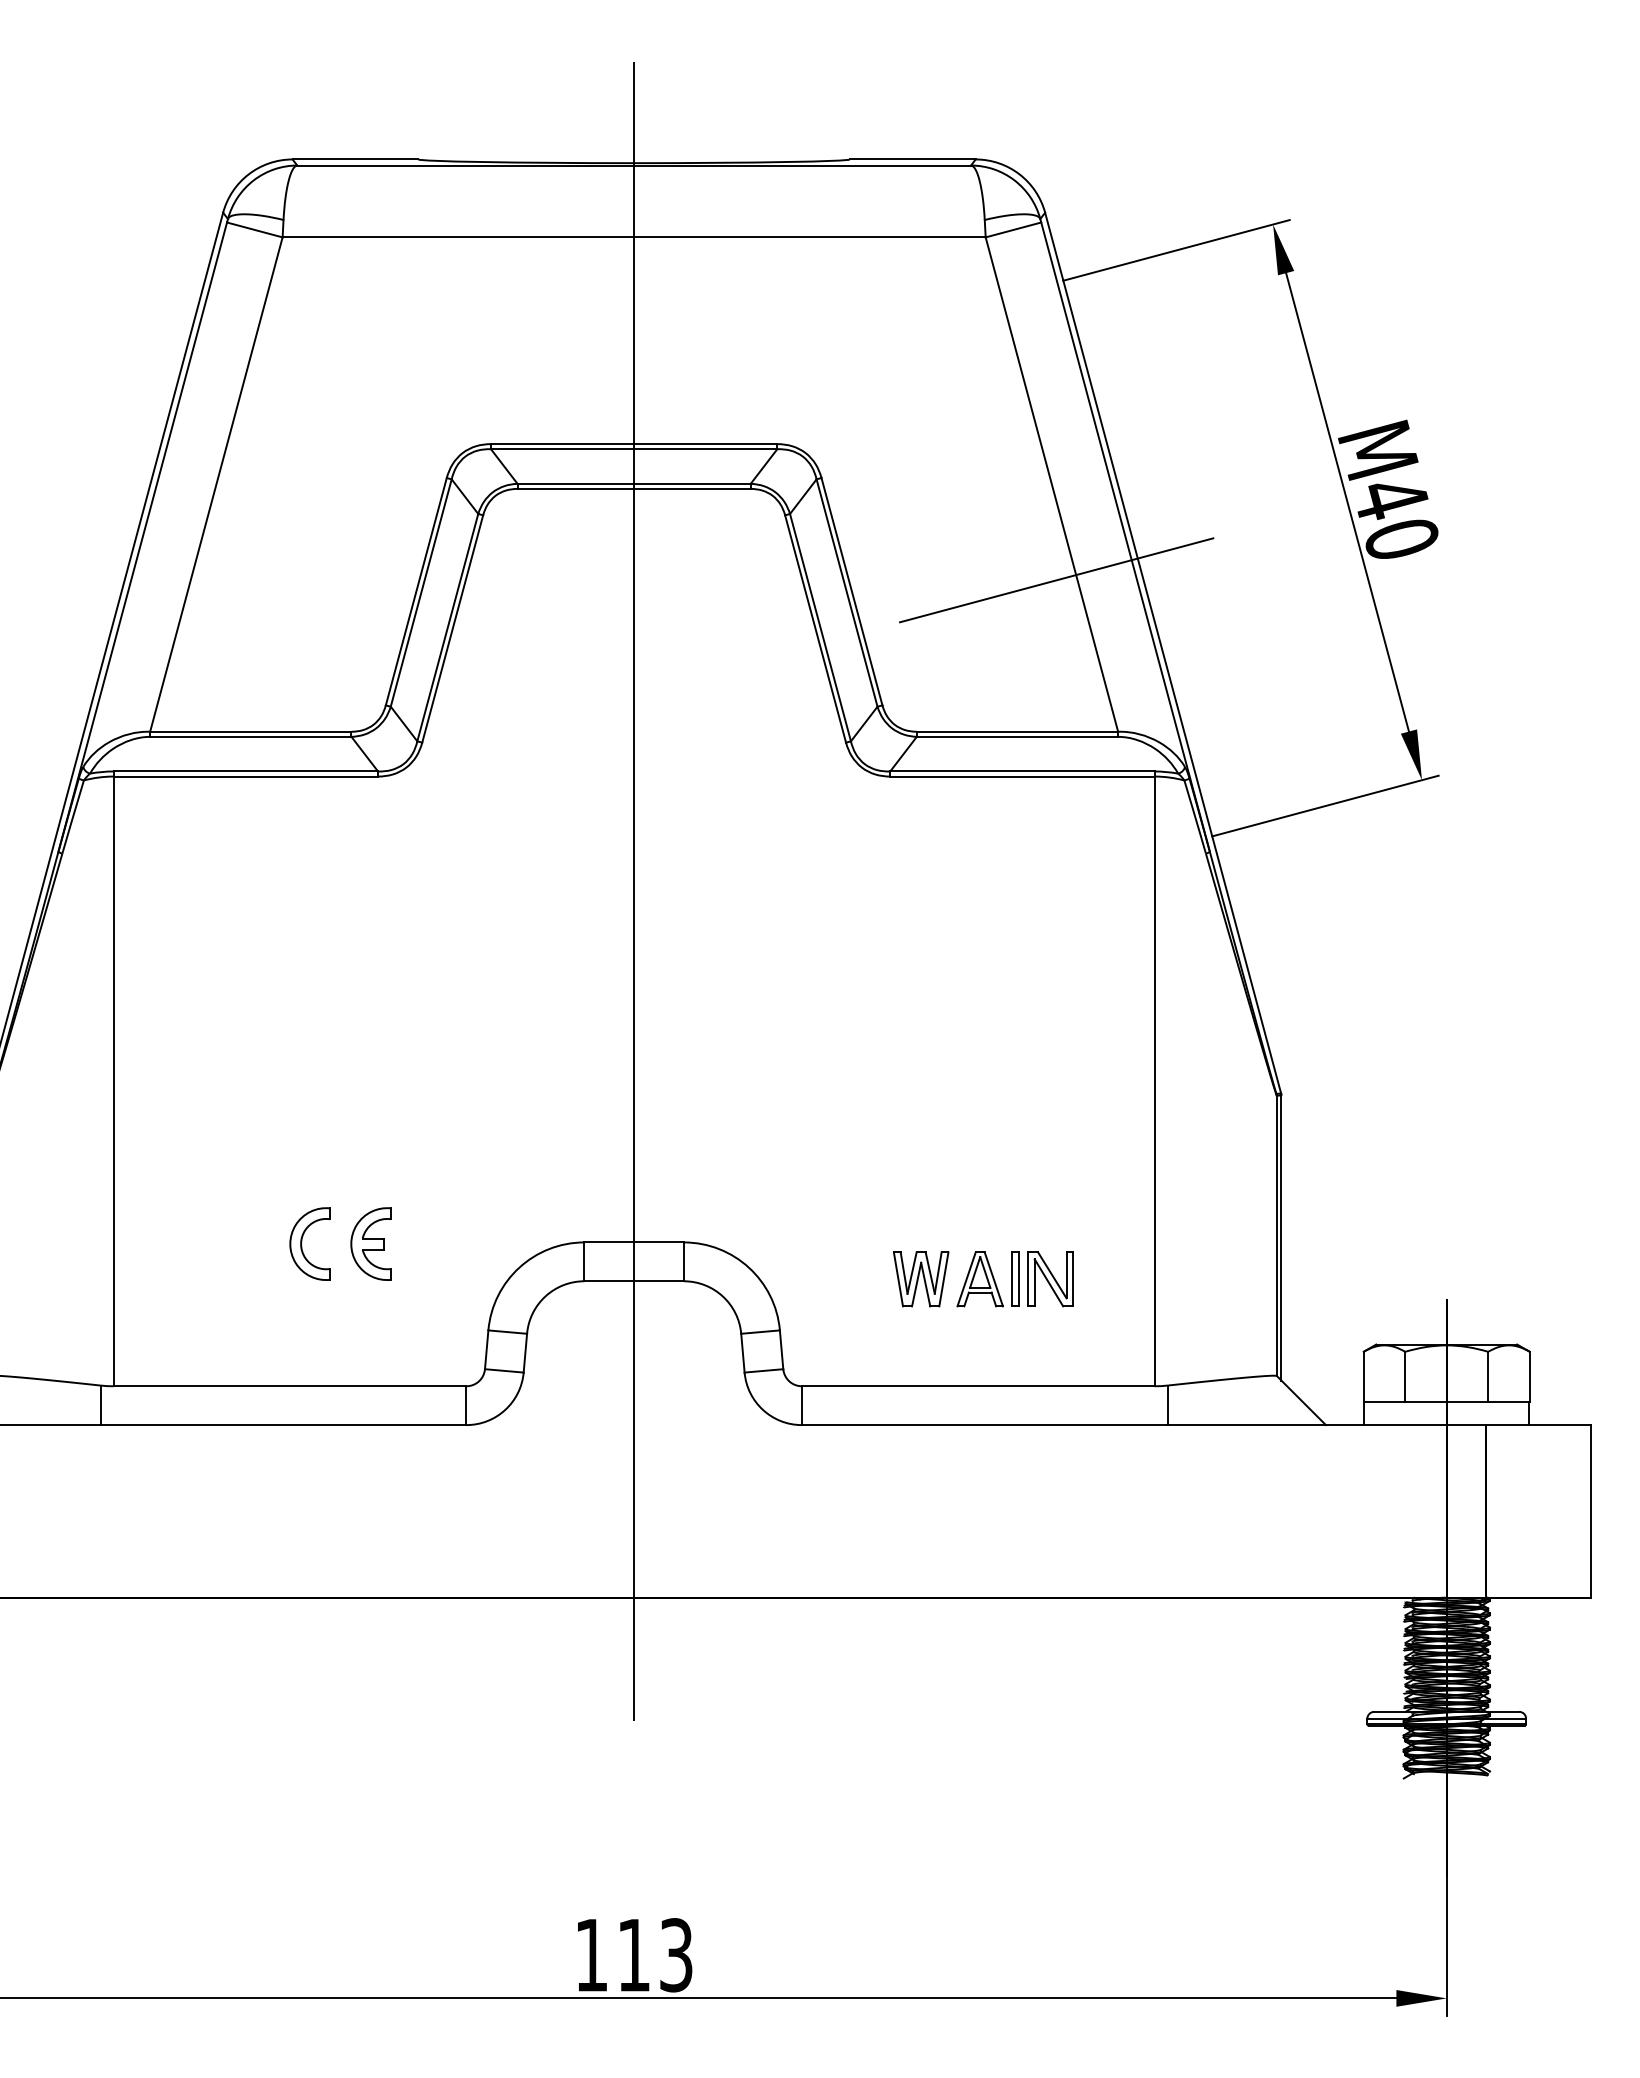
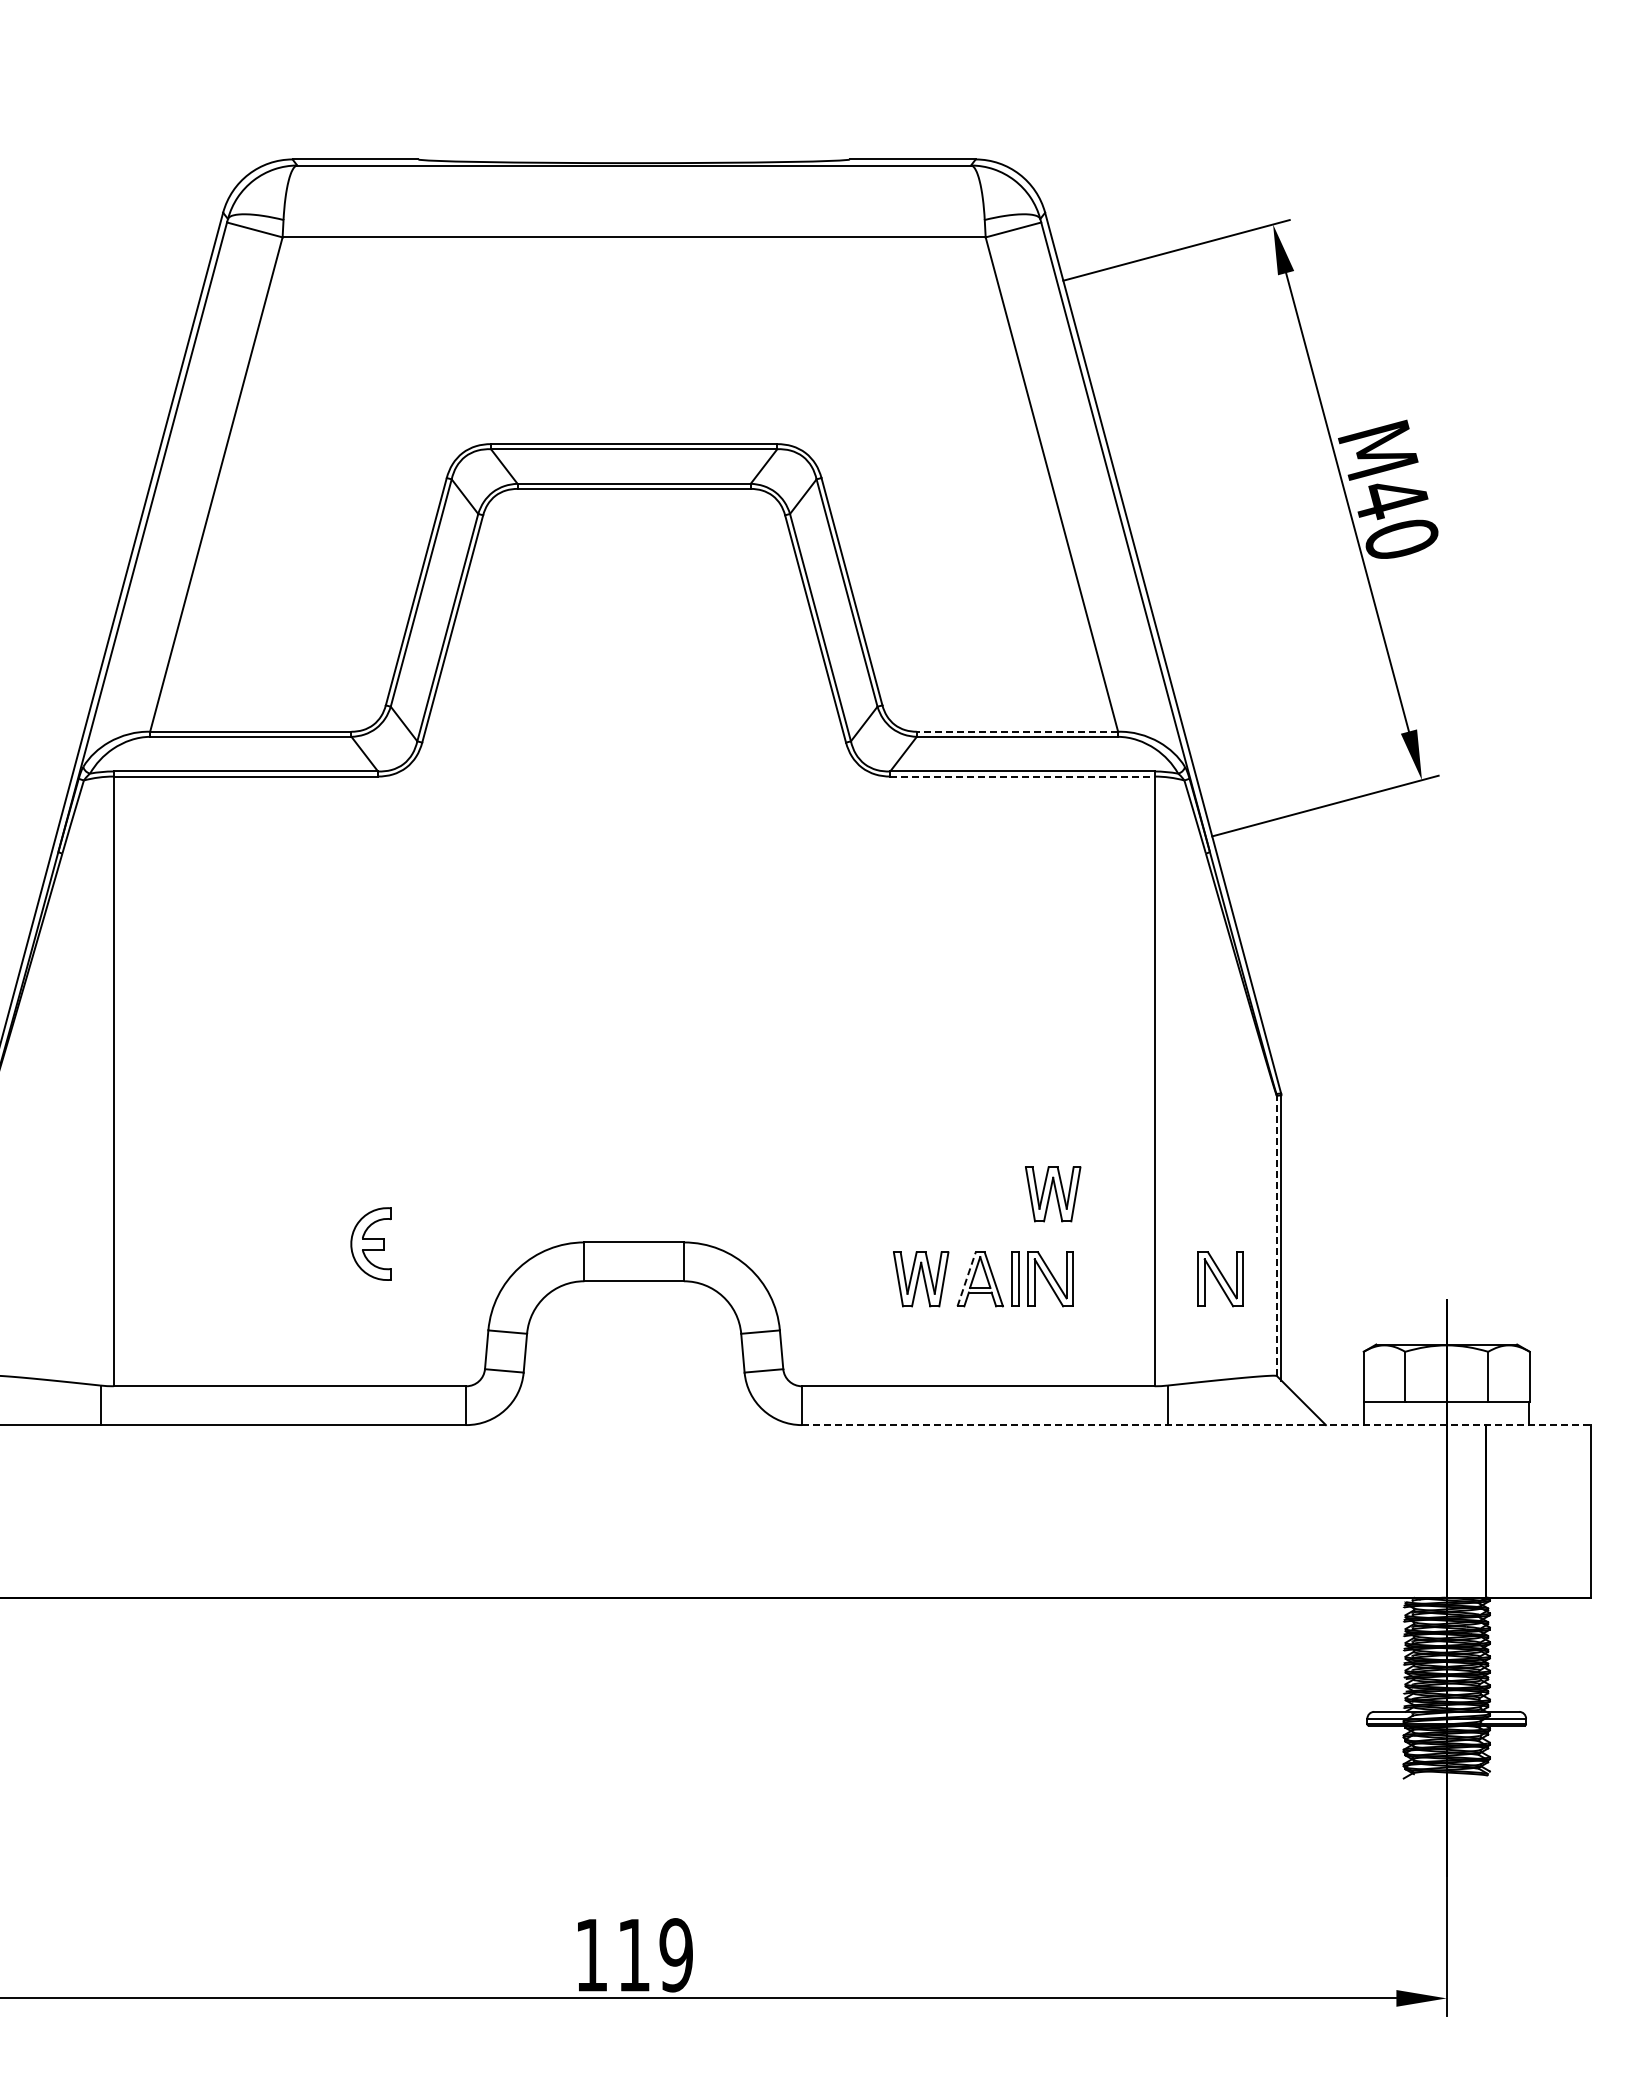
line: present -> none (1056, 580)
line: solid -> dashed (1017, 731)
line: solid -> dashed (1022, 776)
line: present -> none (634, 891)
part: none -> present (1053, 1194)
line: solid -> dashed (1276, 1235)
part: present -> none (302, 1241)
line: solid -> dashed (966, 1278)
part: none -> present (1220, 1279)
line: solid -> dashed (1196, 1425)
text: 113 -> 119 (675, 1955)
